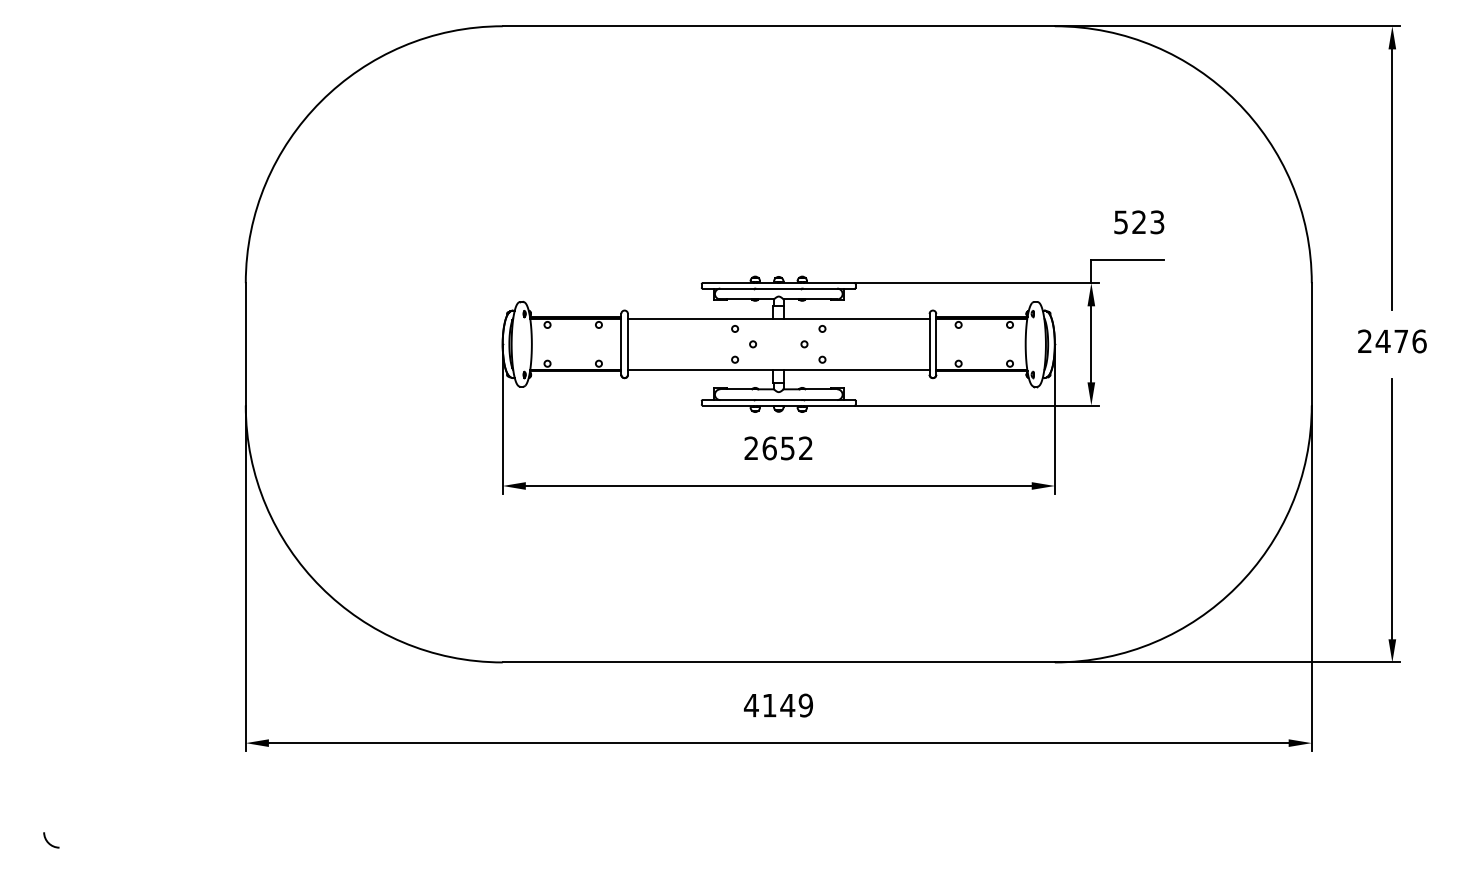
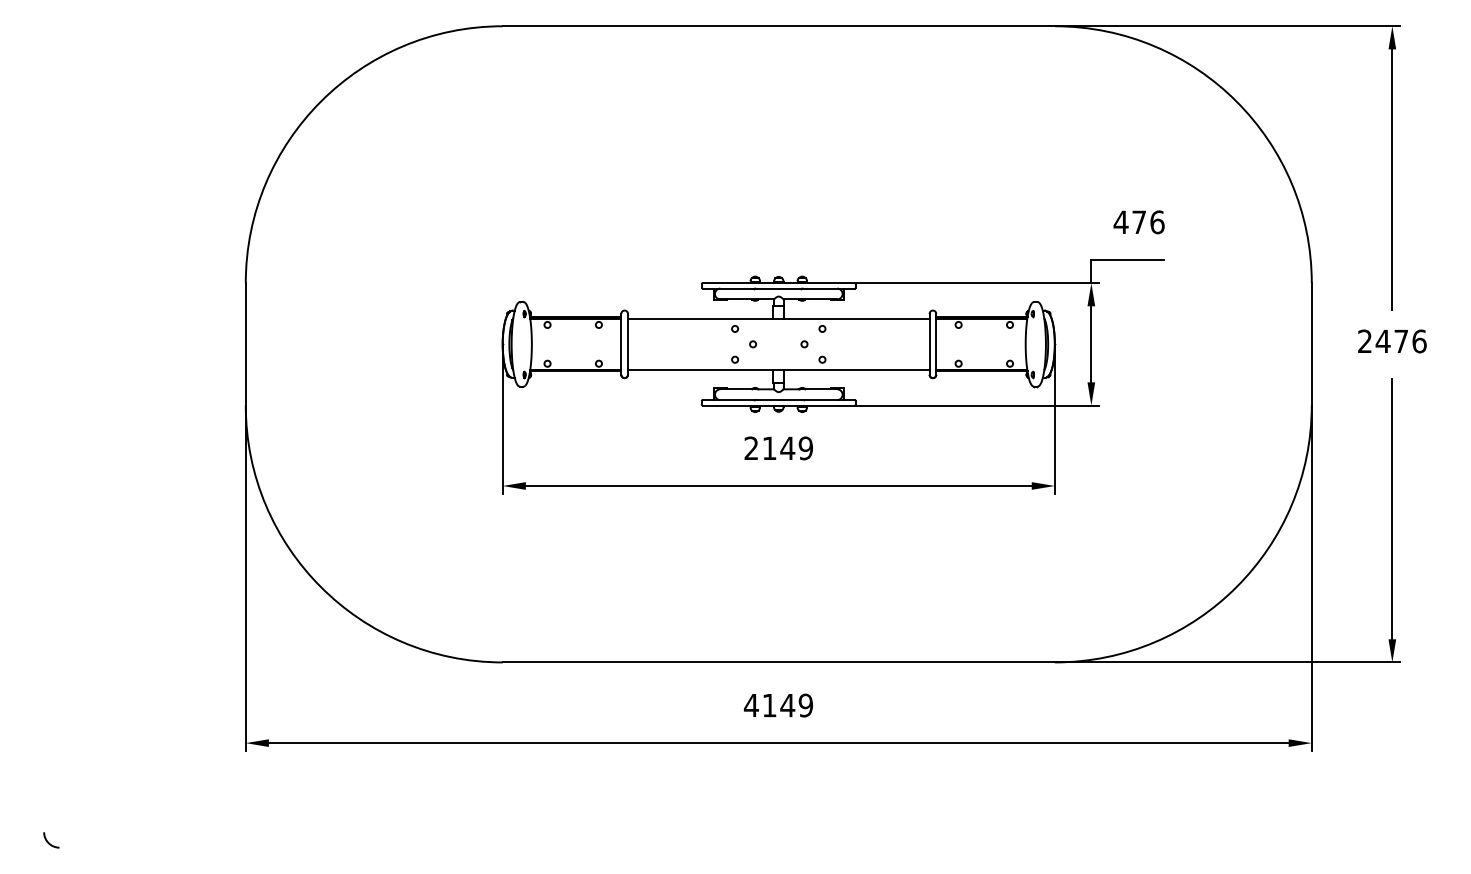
text: 523 -> 476 (1138, 222)
text: 2652 -> 2149 (787, 448)
